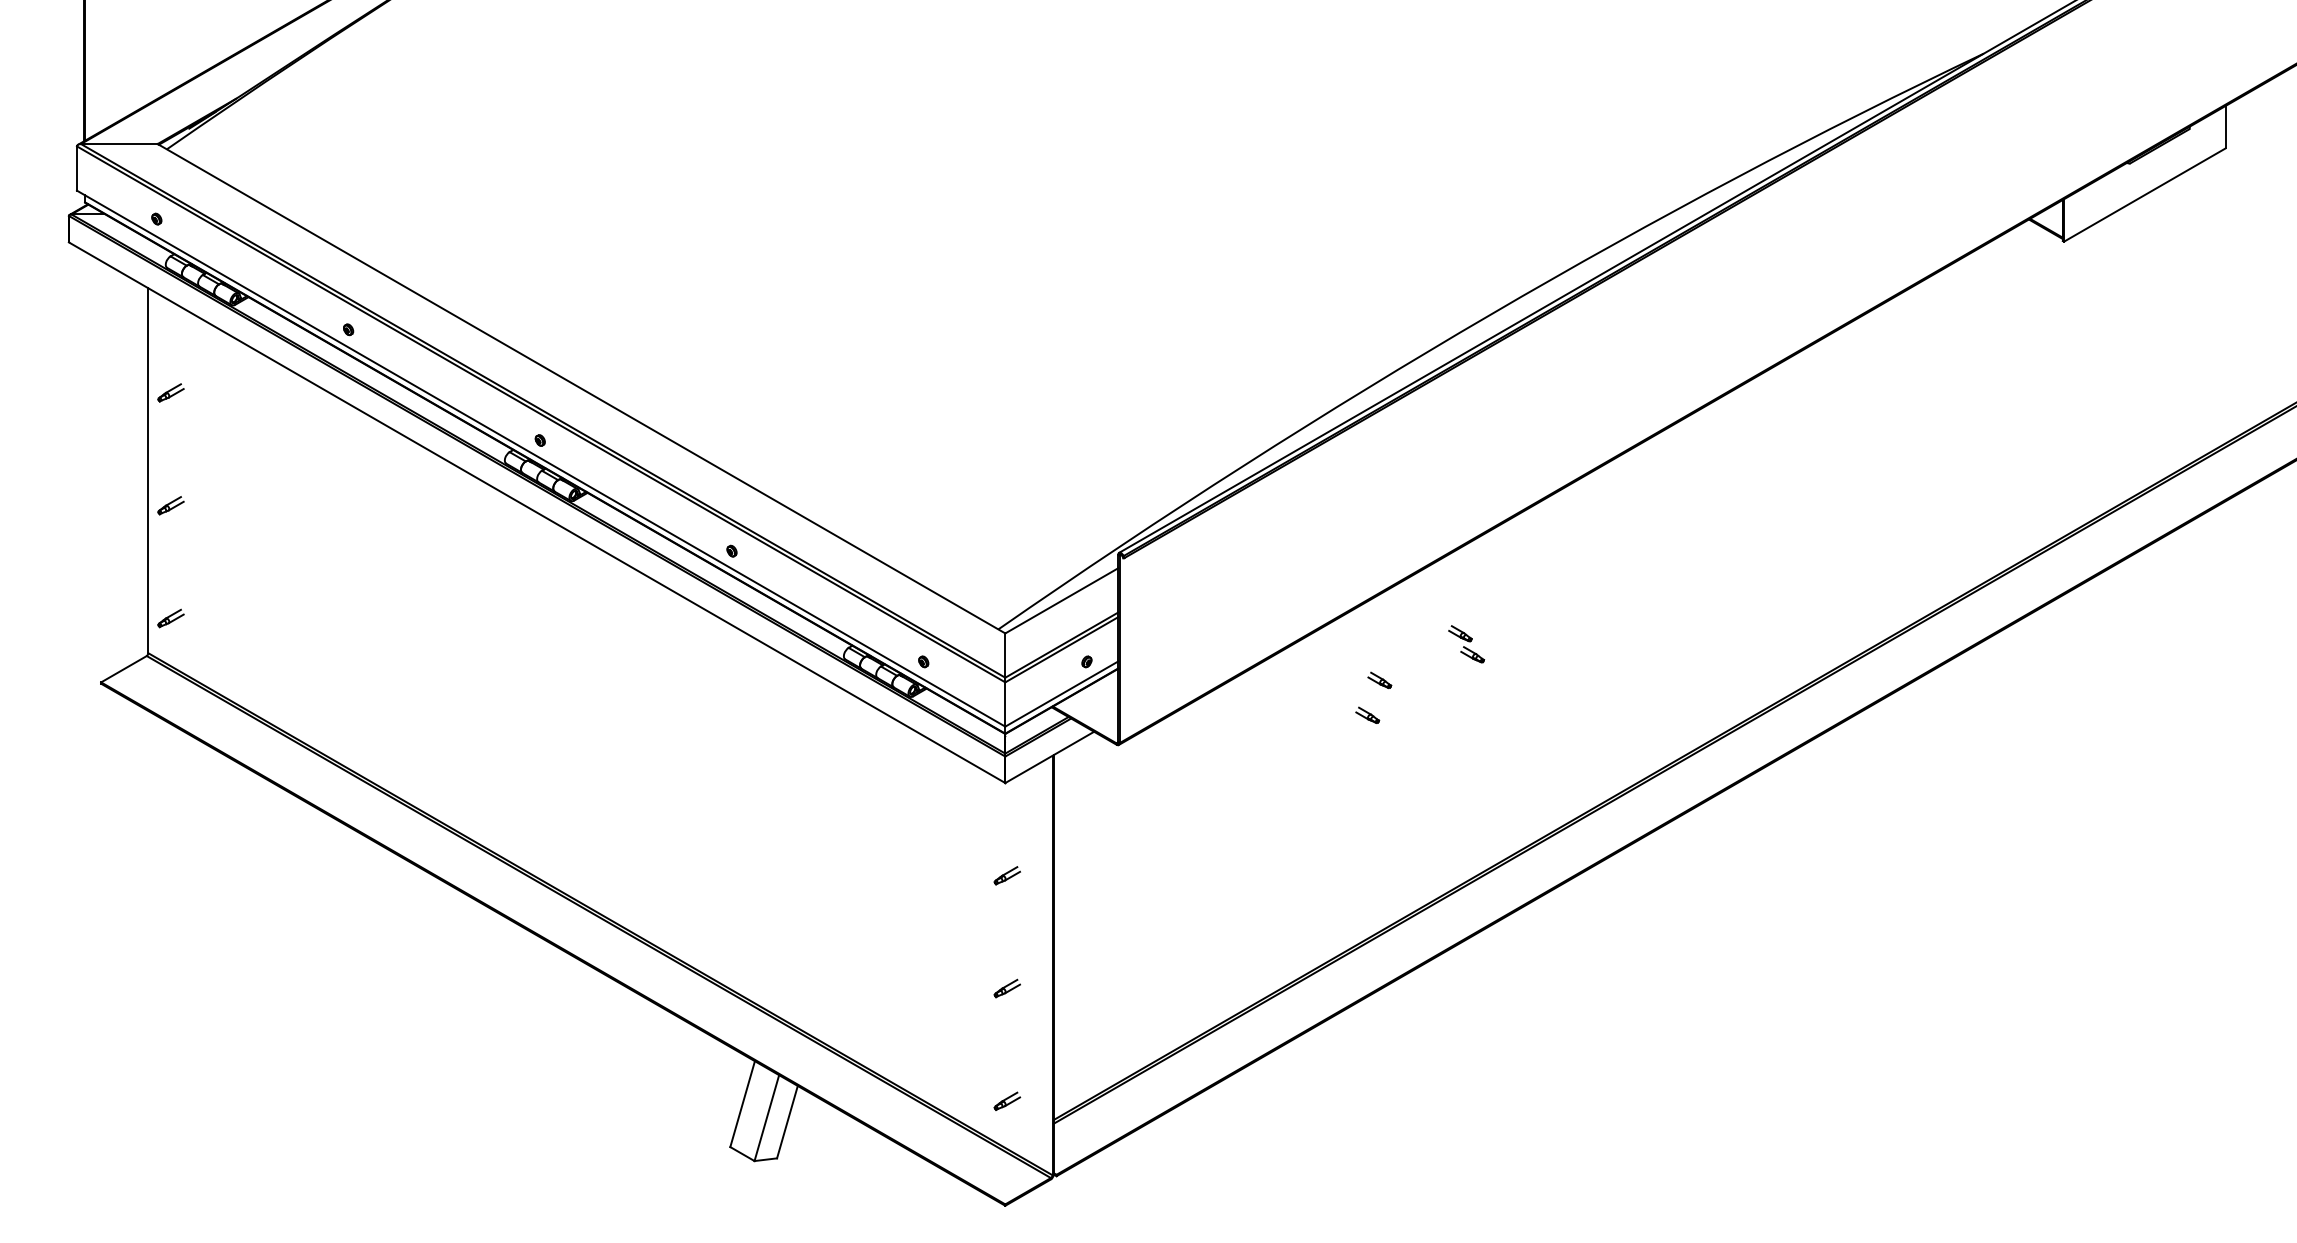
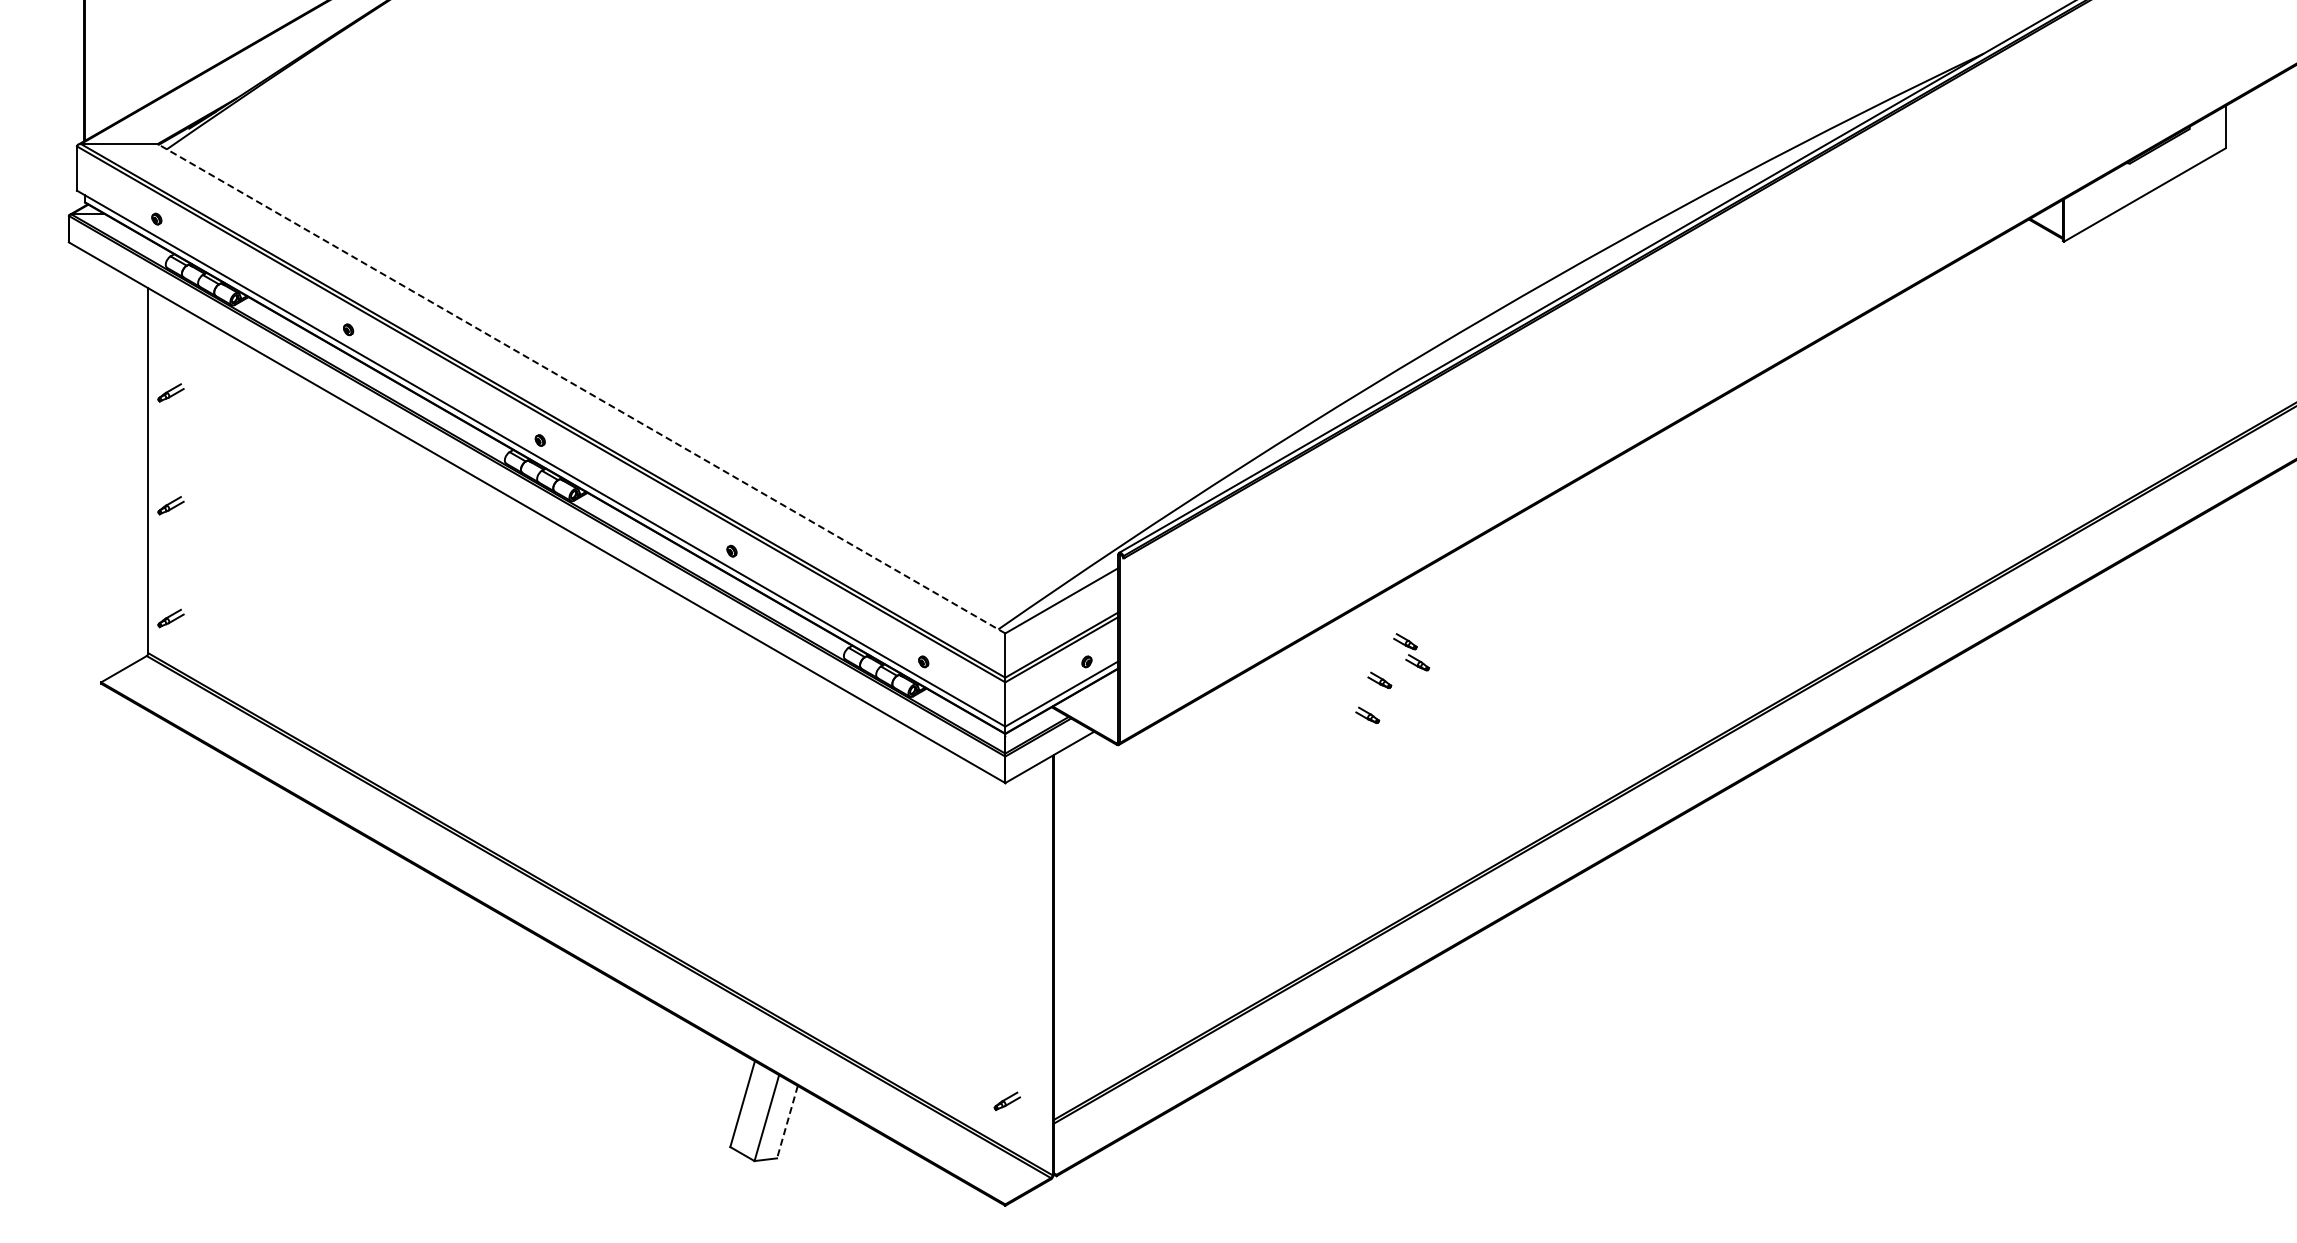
line: solid -> dashed (581, 388)
part position: (1466, 644) -> (1411, 652) (1411, 652)
part: present -> none (1006, 875)
part: present -> none (1006, 988)
line: solid -> dashed (787, 1122)
